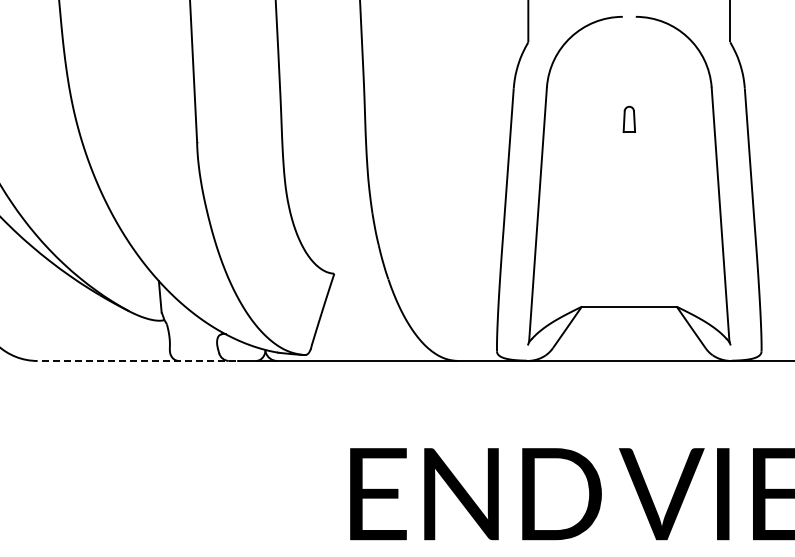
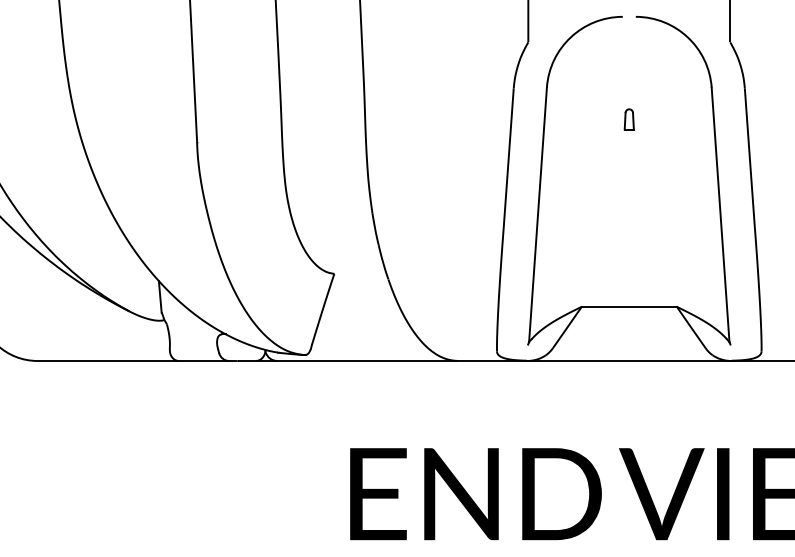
part size: 14x28 px -> 12x23 px (628, 119)
line: dashed -> solid (136, 360)
